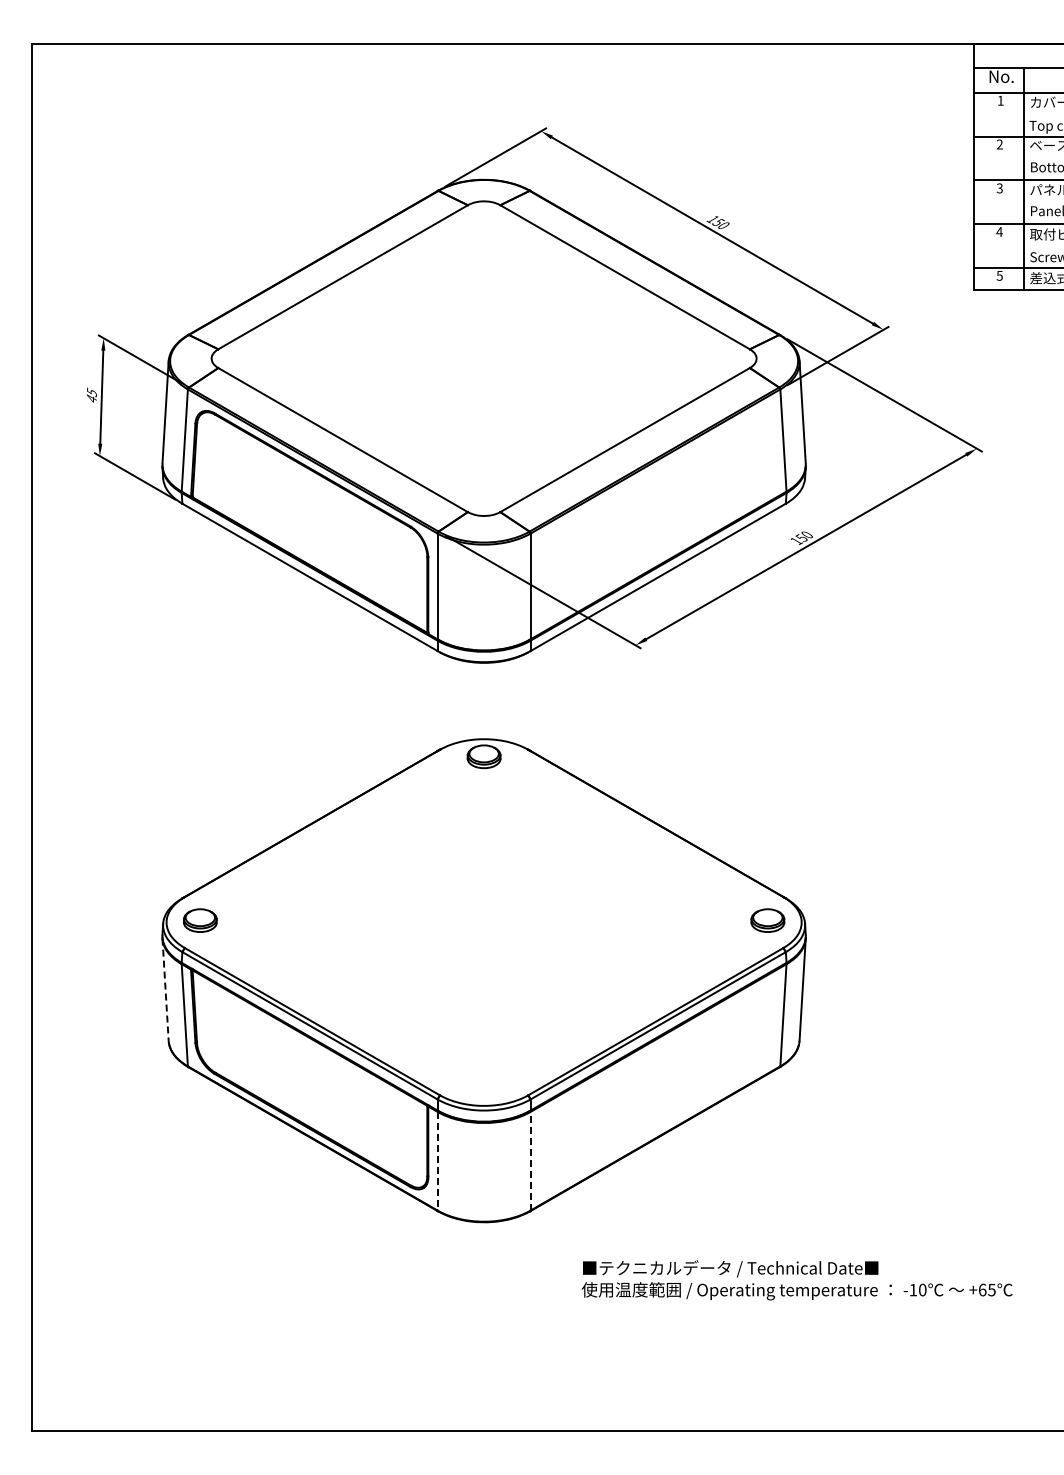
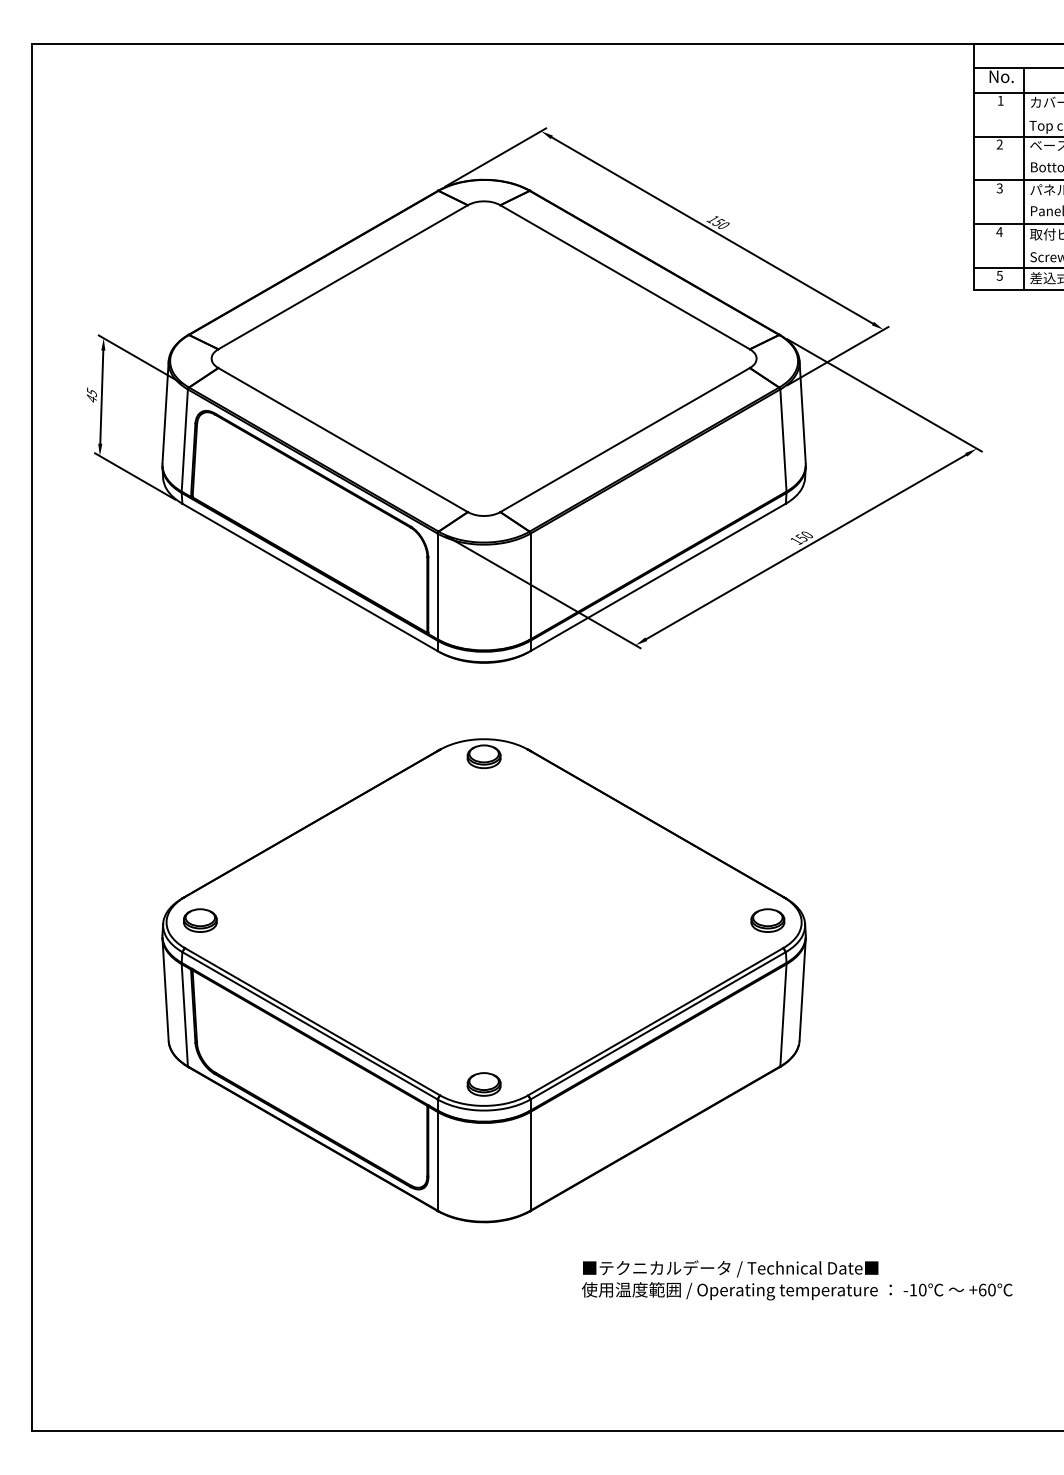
line: dashed -> solid (165, 990)
part: none -> present (483, 1084)
line: dashed -> solid (530, 1160)
line: dashed -> solid (437, 1161)
text: +65 -> +60 (991, 1289)
